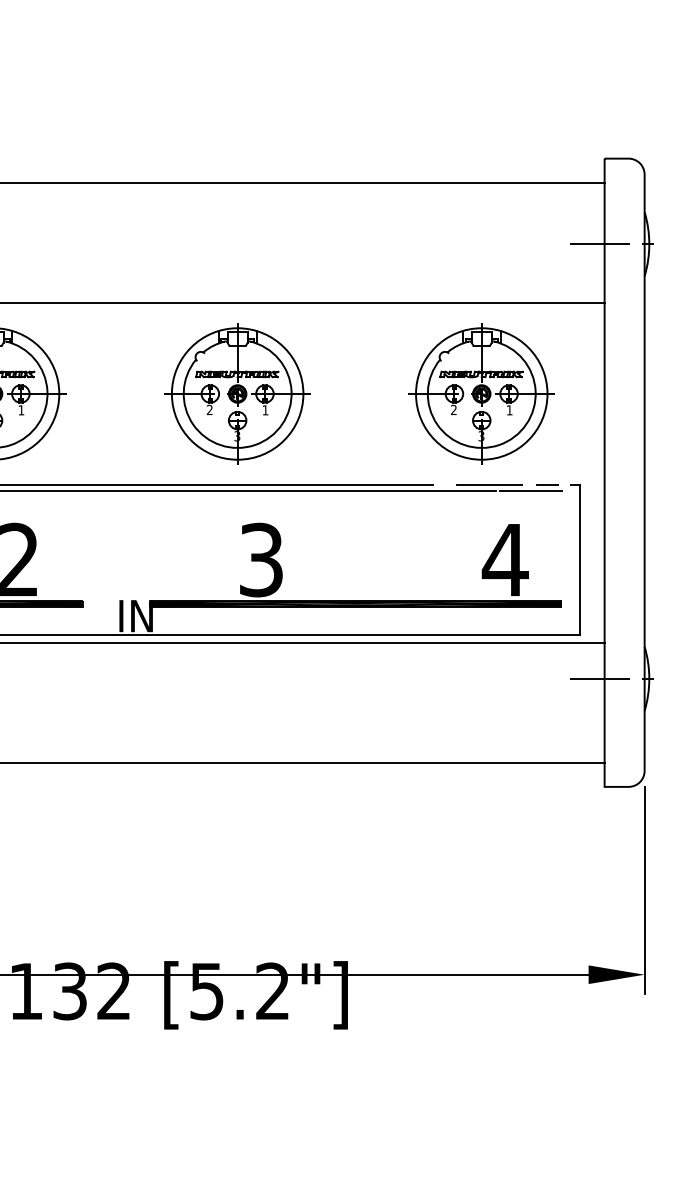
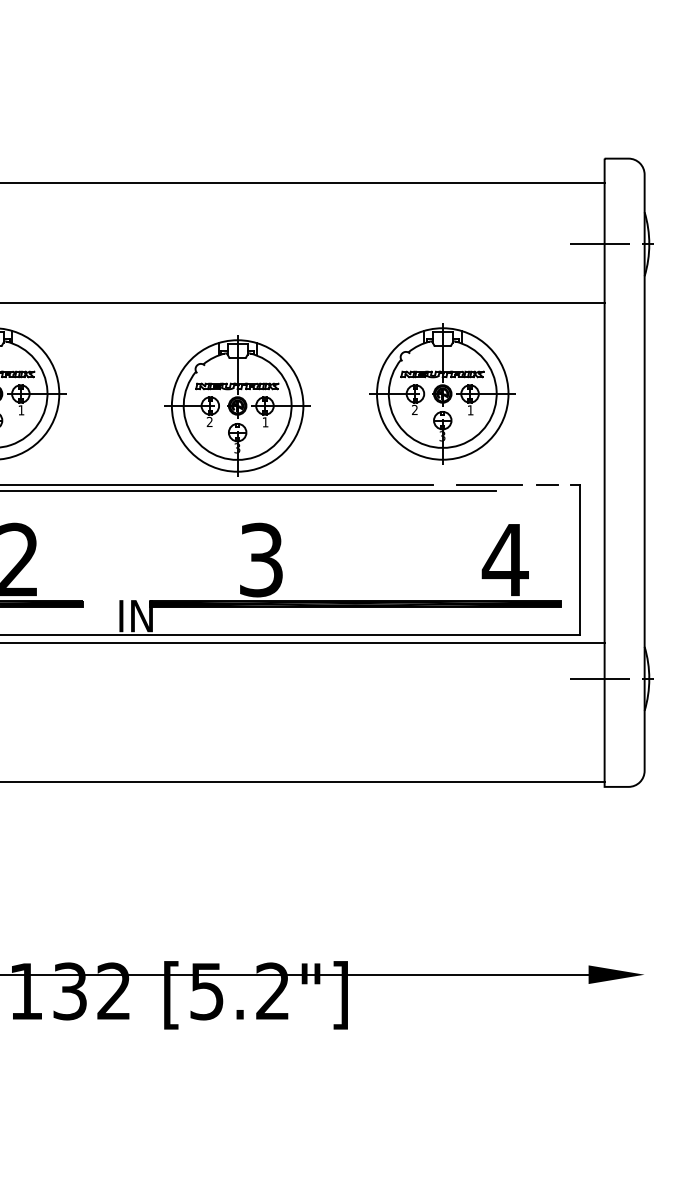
part position: (237, 393) -> (237, 405) (237, 405)
part position: (481, 393) -> (442, 393) (442, 393)
line: present -> none (530, 490)
line position: (303, 762) -> (303, 781) (303, 781)
line: present -> none (644, 889)
